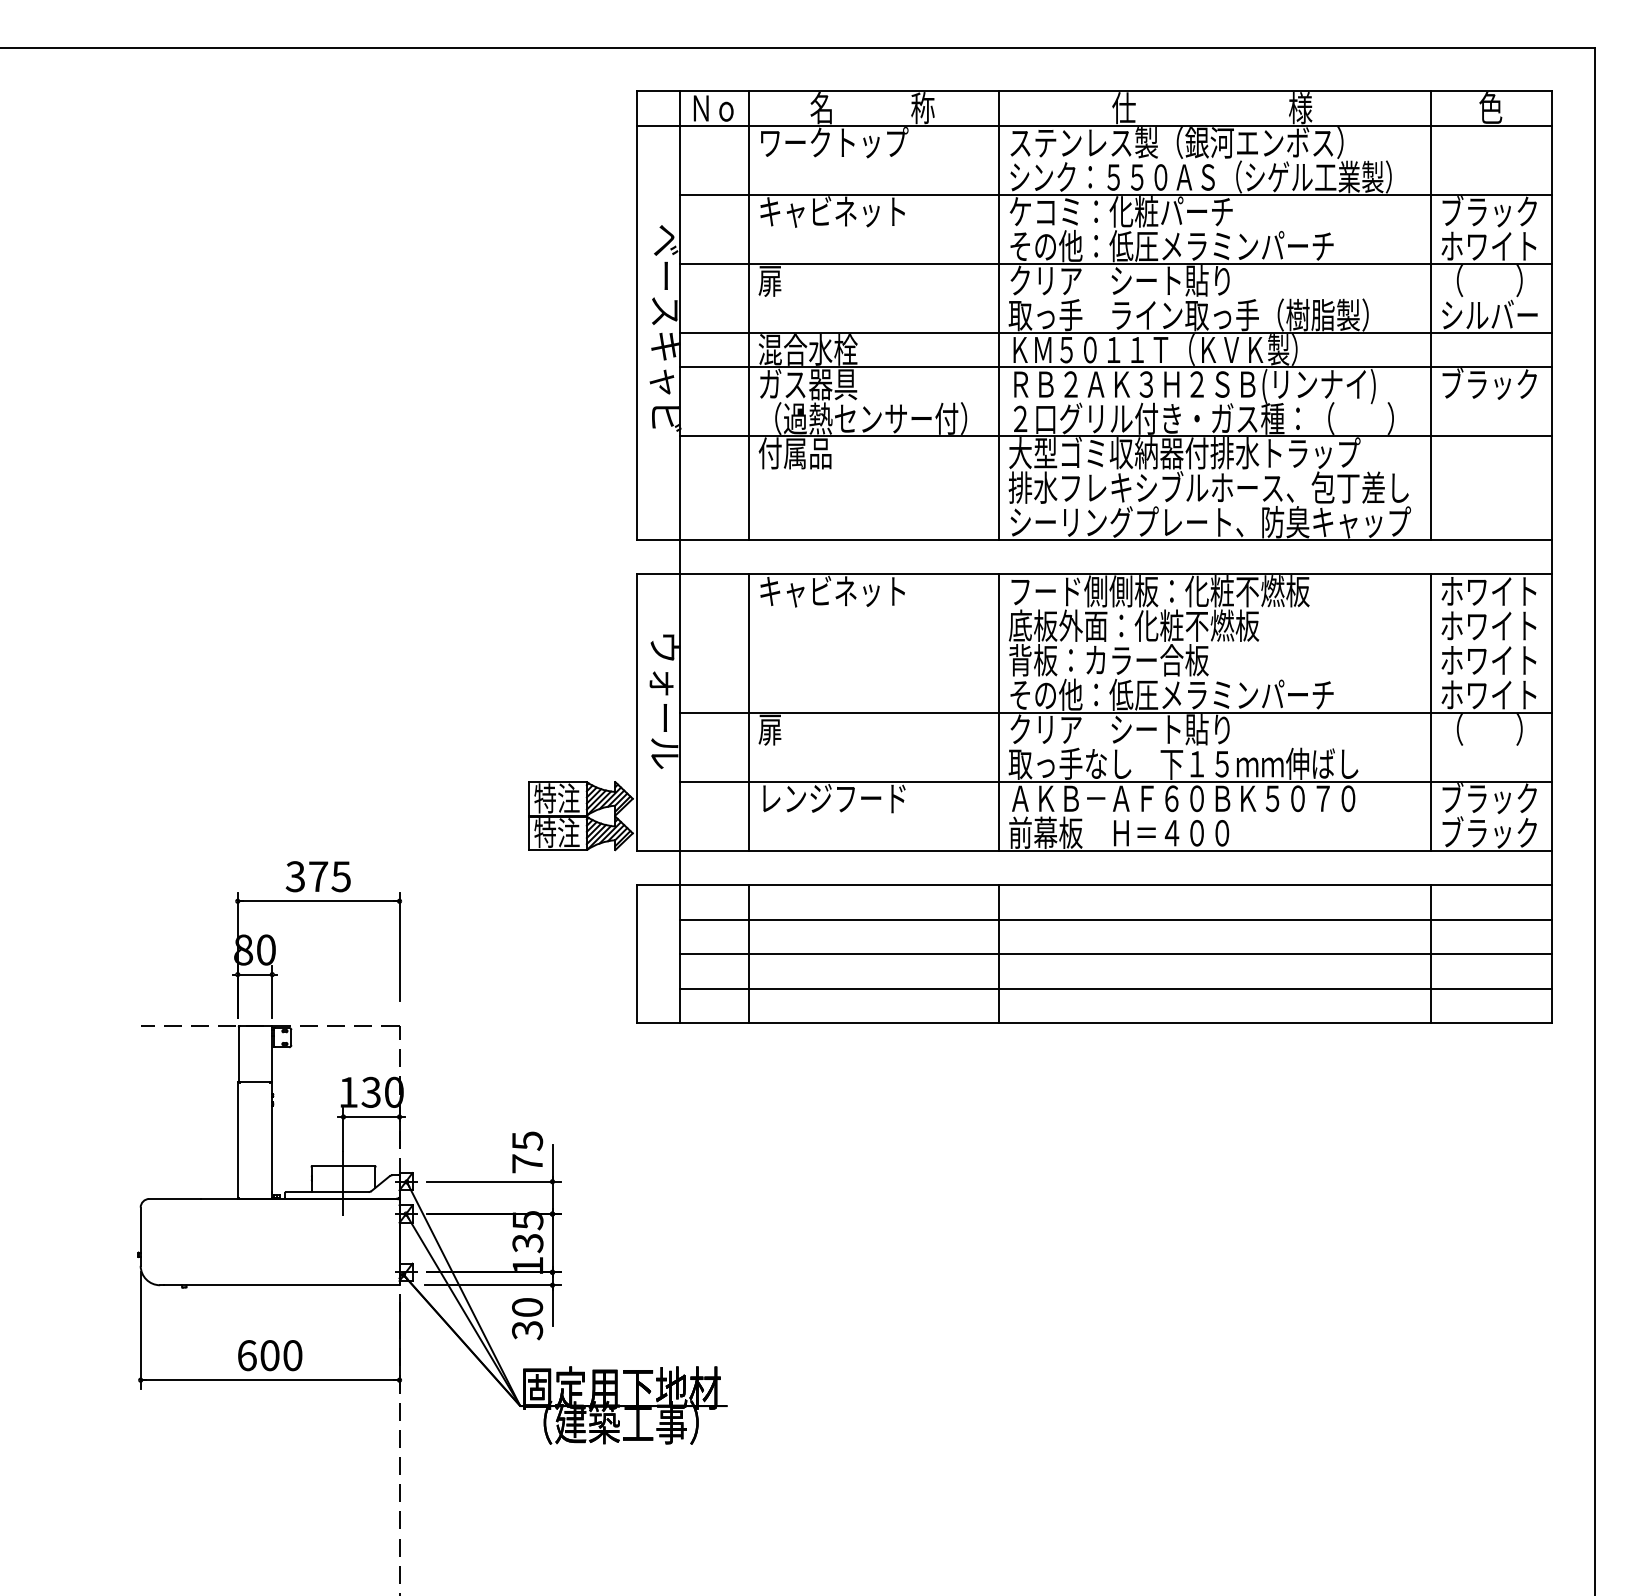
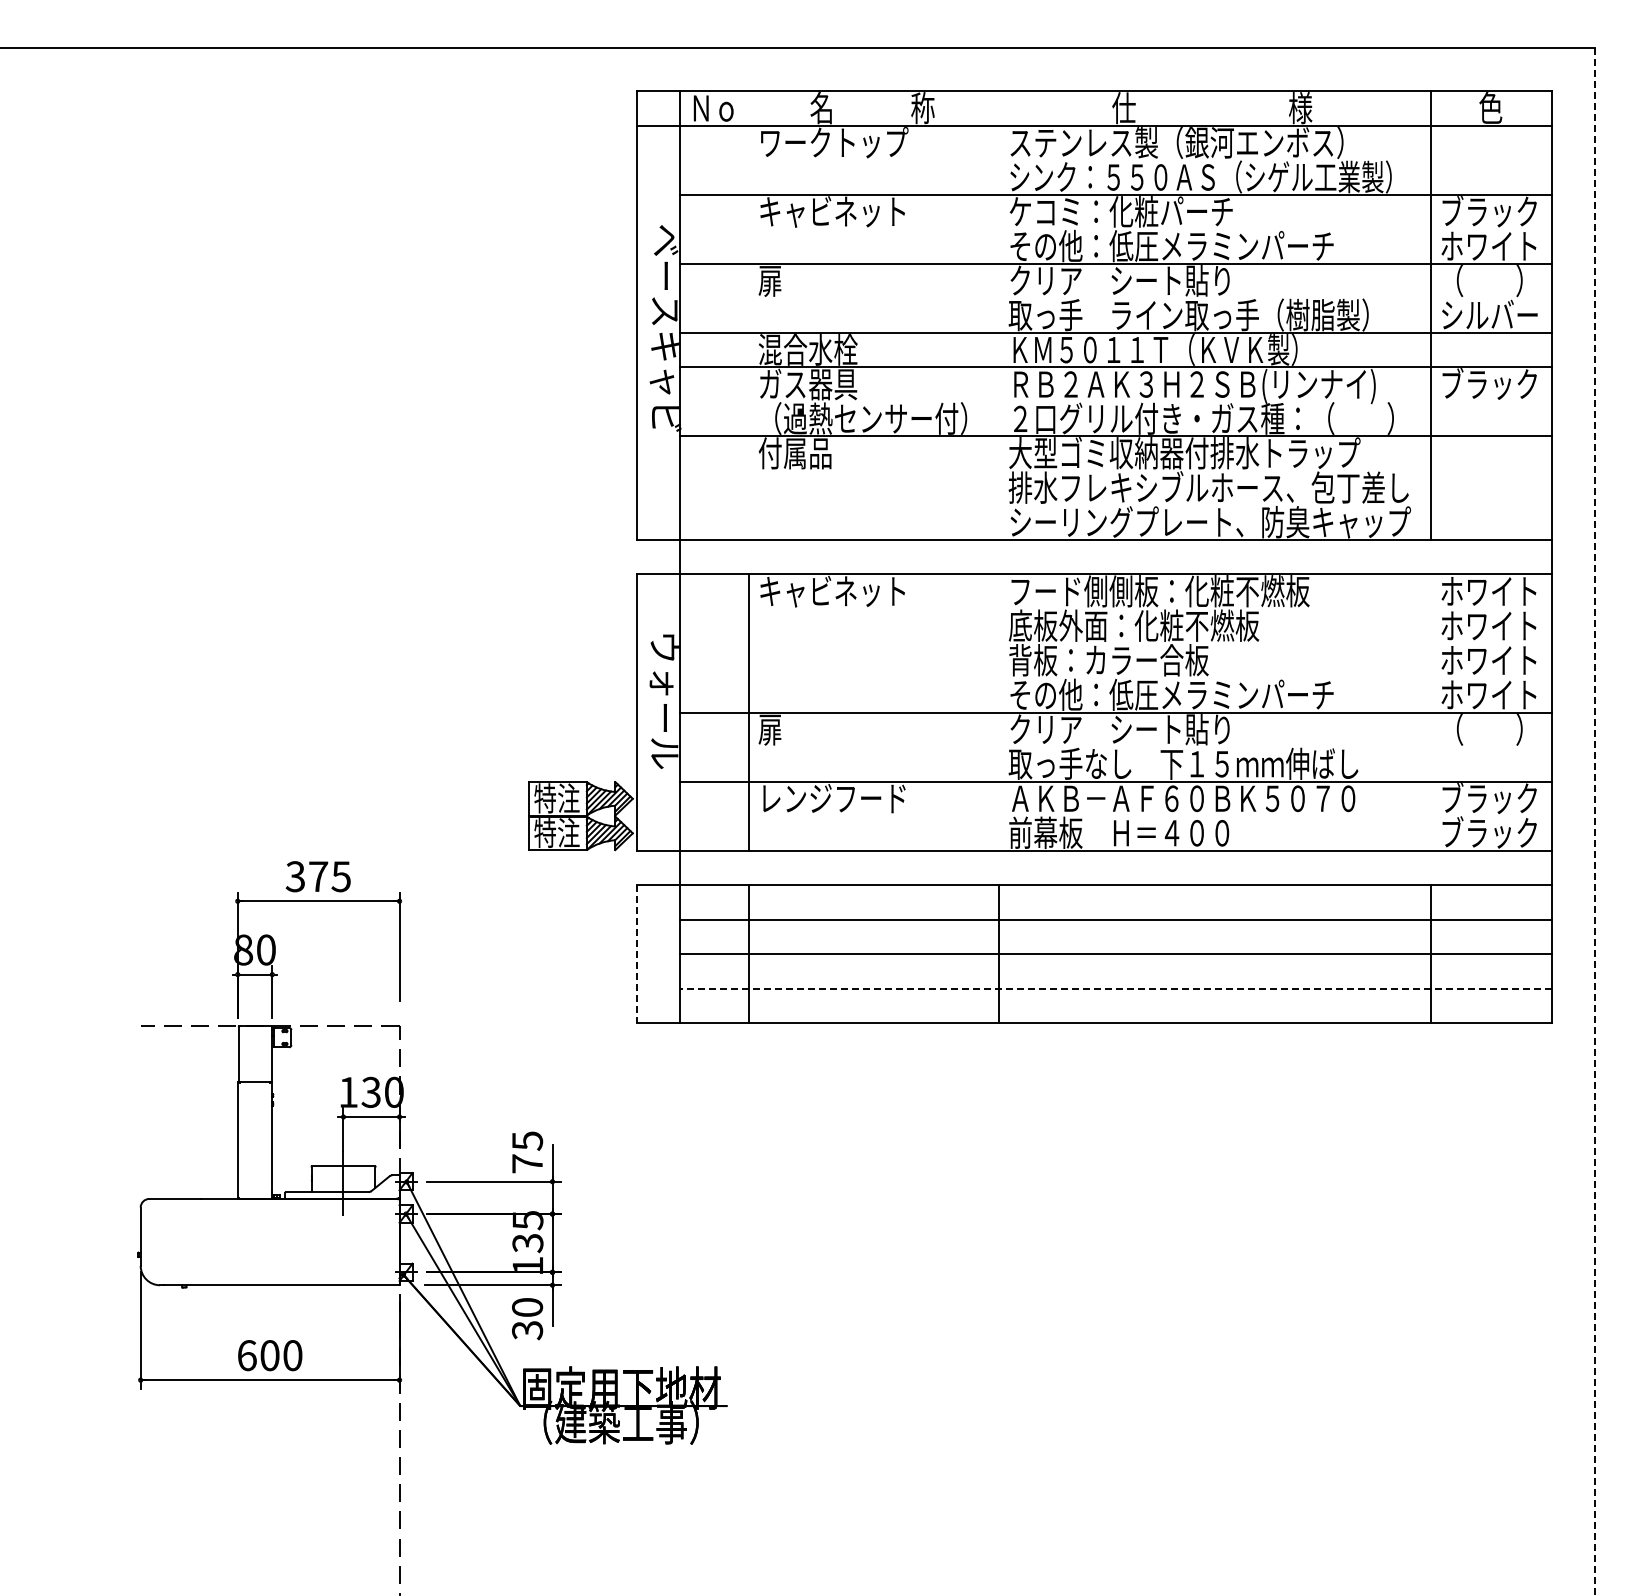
line: present -> none (749, 315)
line: present -> none (999, 315)
line: present -> none (999, 712)
line: present -> none (1430, 712)
line: solid -> dashed (1594, 821)
line: solid -> dashed (636, 954)
line: solid -> dashed (1115, 988)
